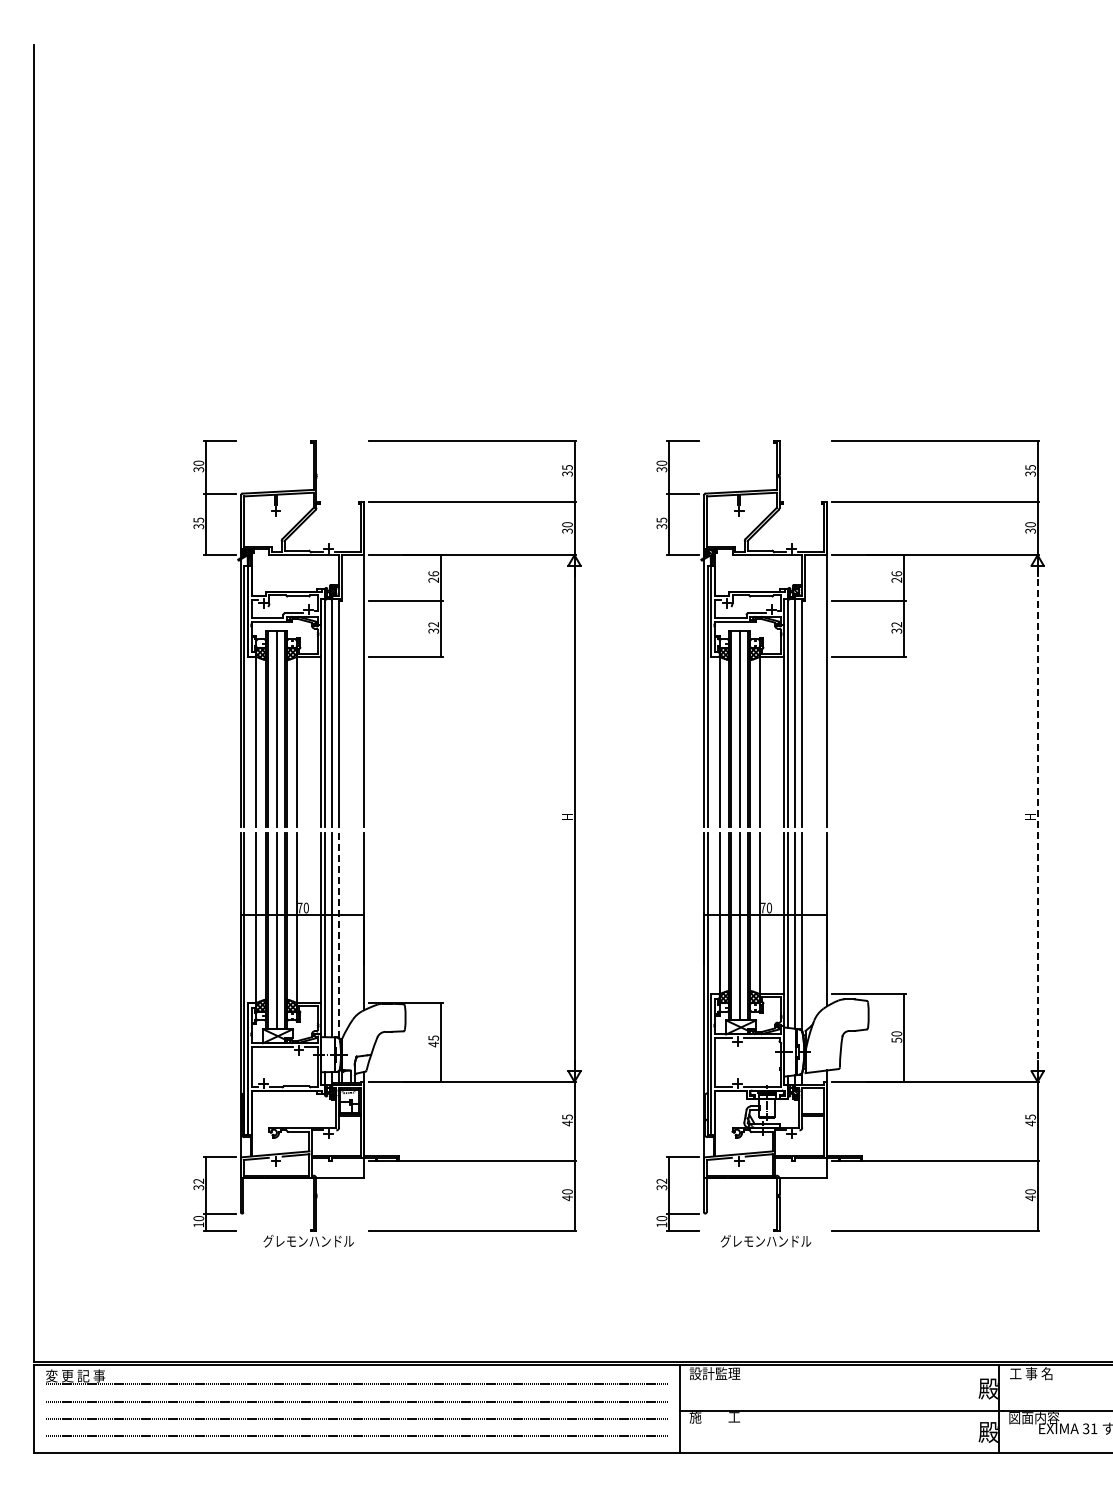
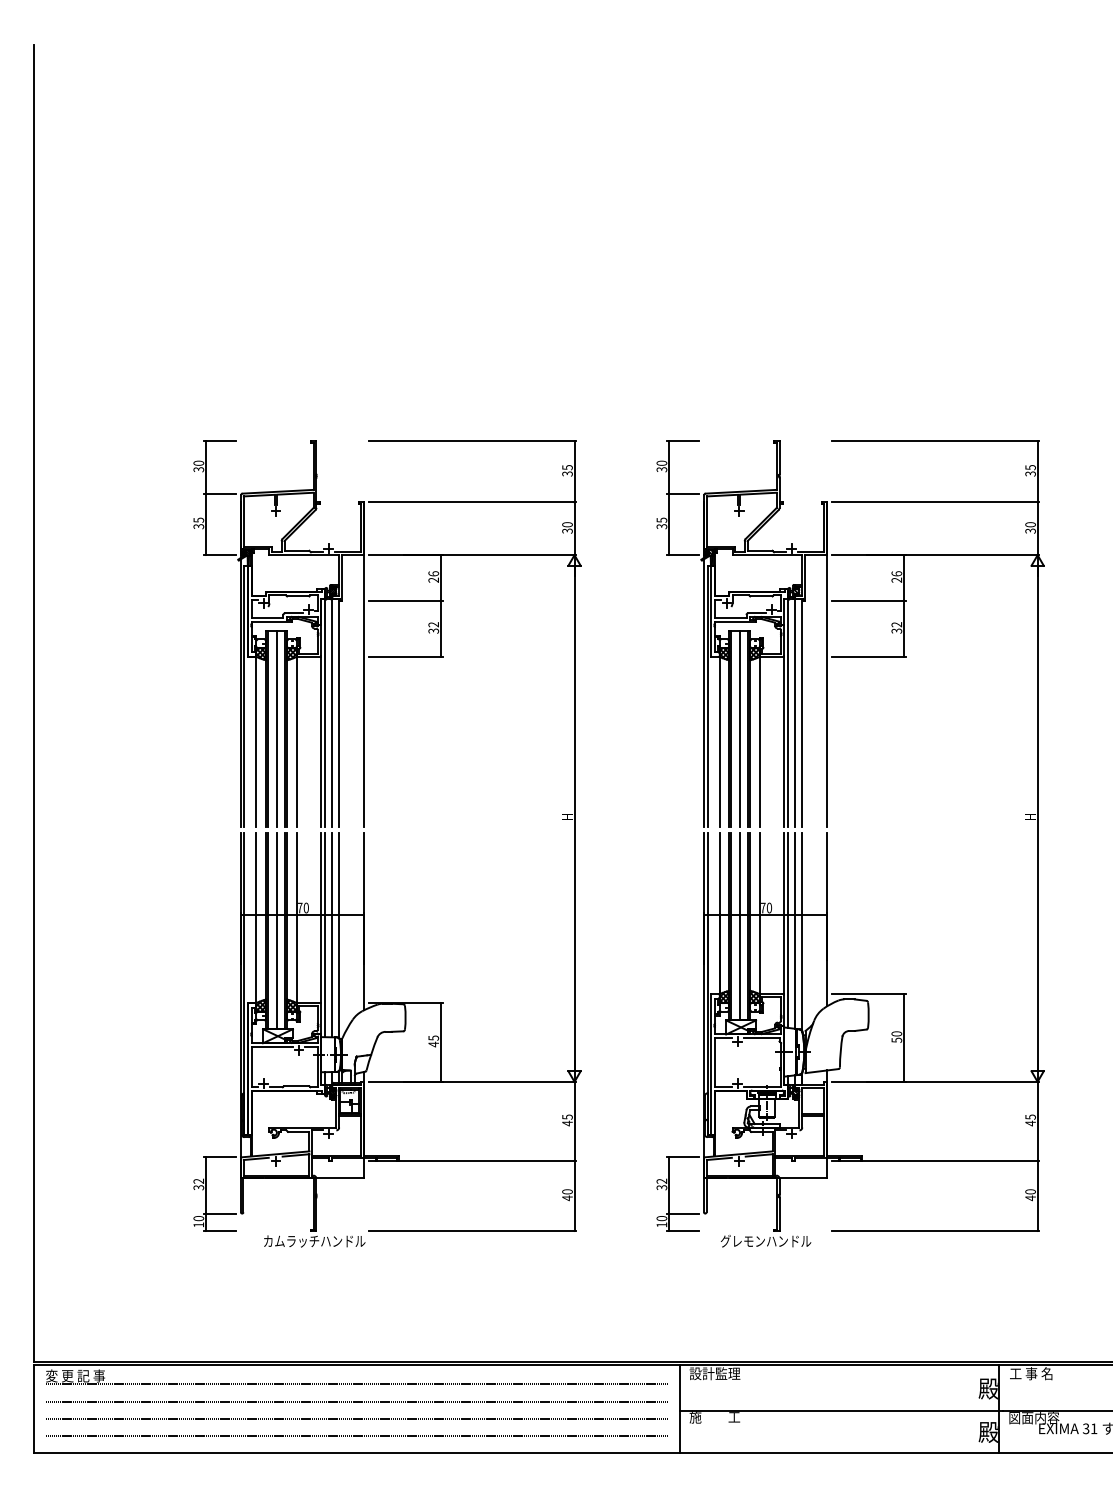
line: dashed -> solid (1037, 818)
line: dashed -> solid (339, 935)
text: グレモンハンドル -> カムラッチハンドル (314, 1240)
